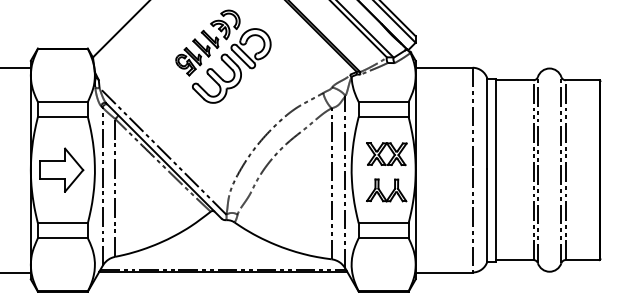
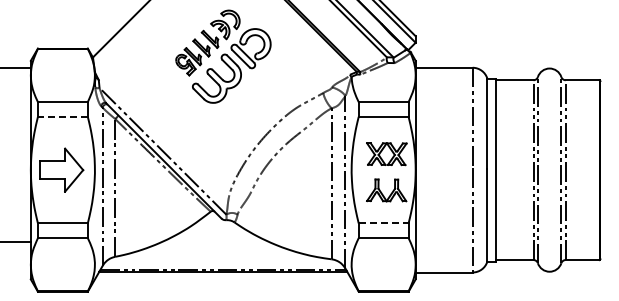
line: solid -> dashed (62, 116)
line: solid -> dashed (383, 223)
line position: (16, 272) -> (16, 241) (16, 241)
